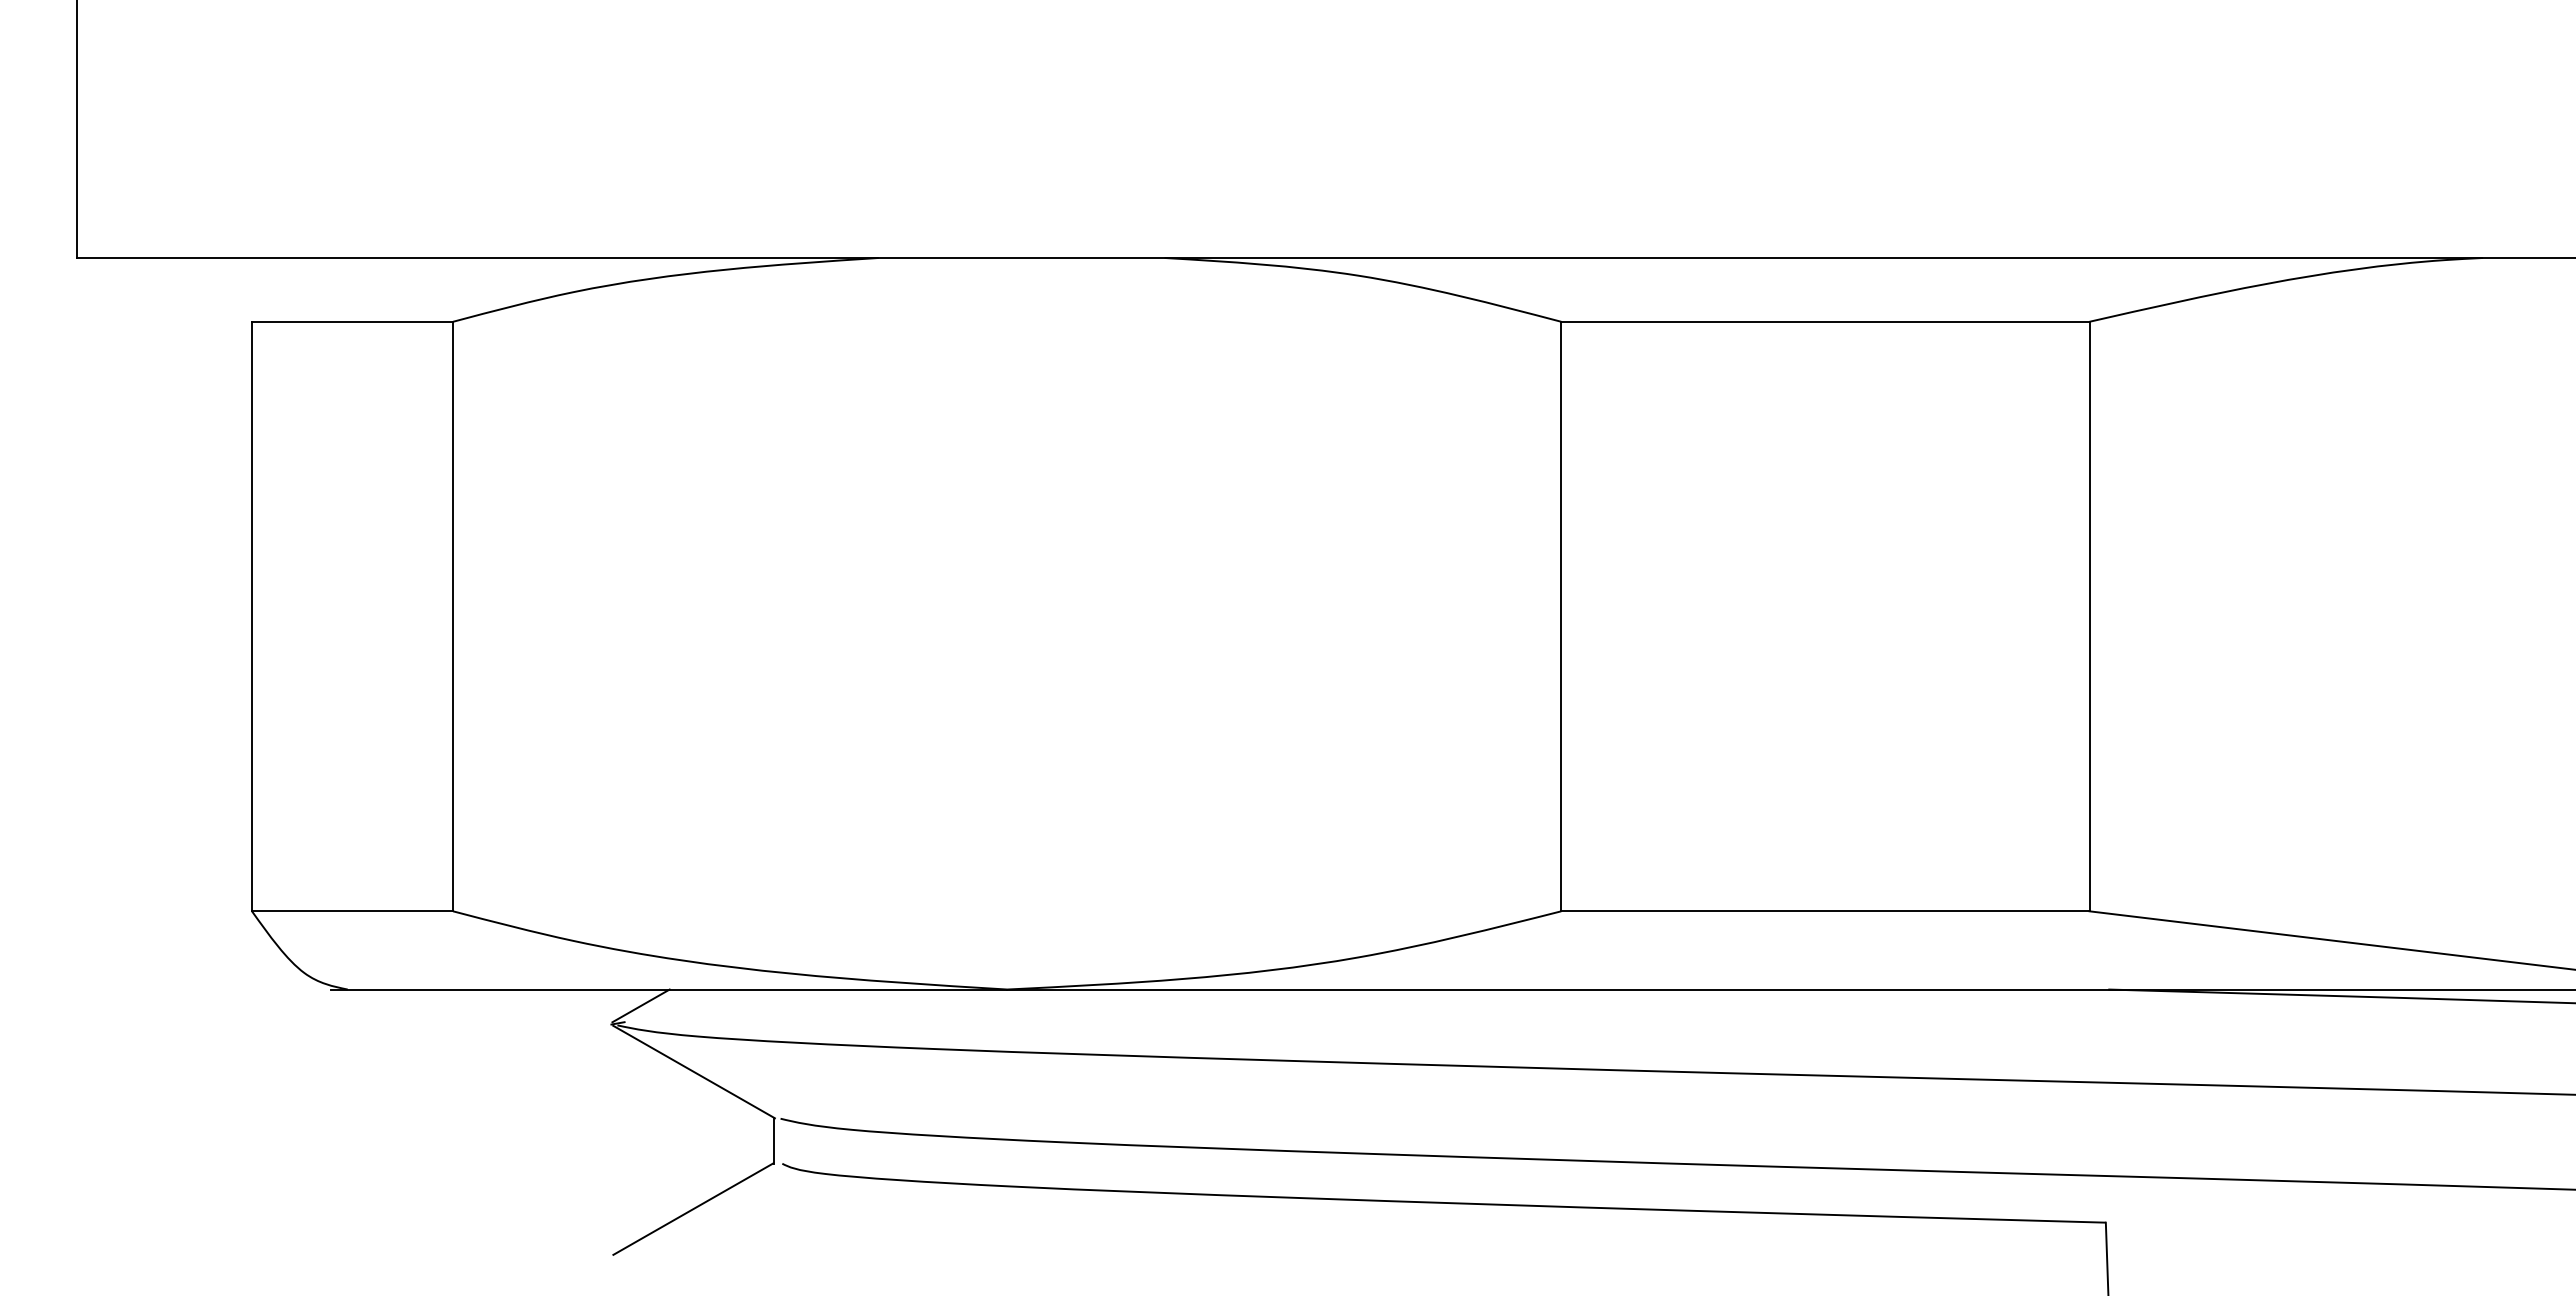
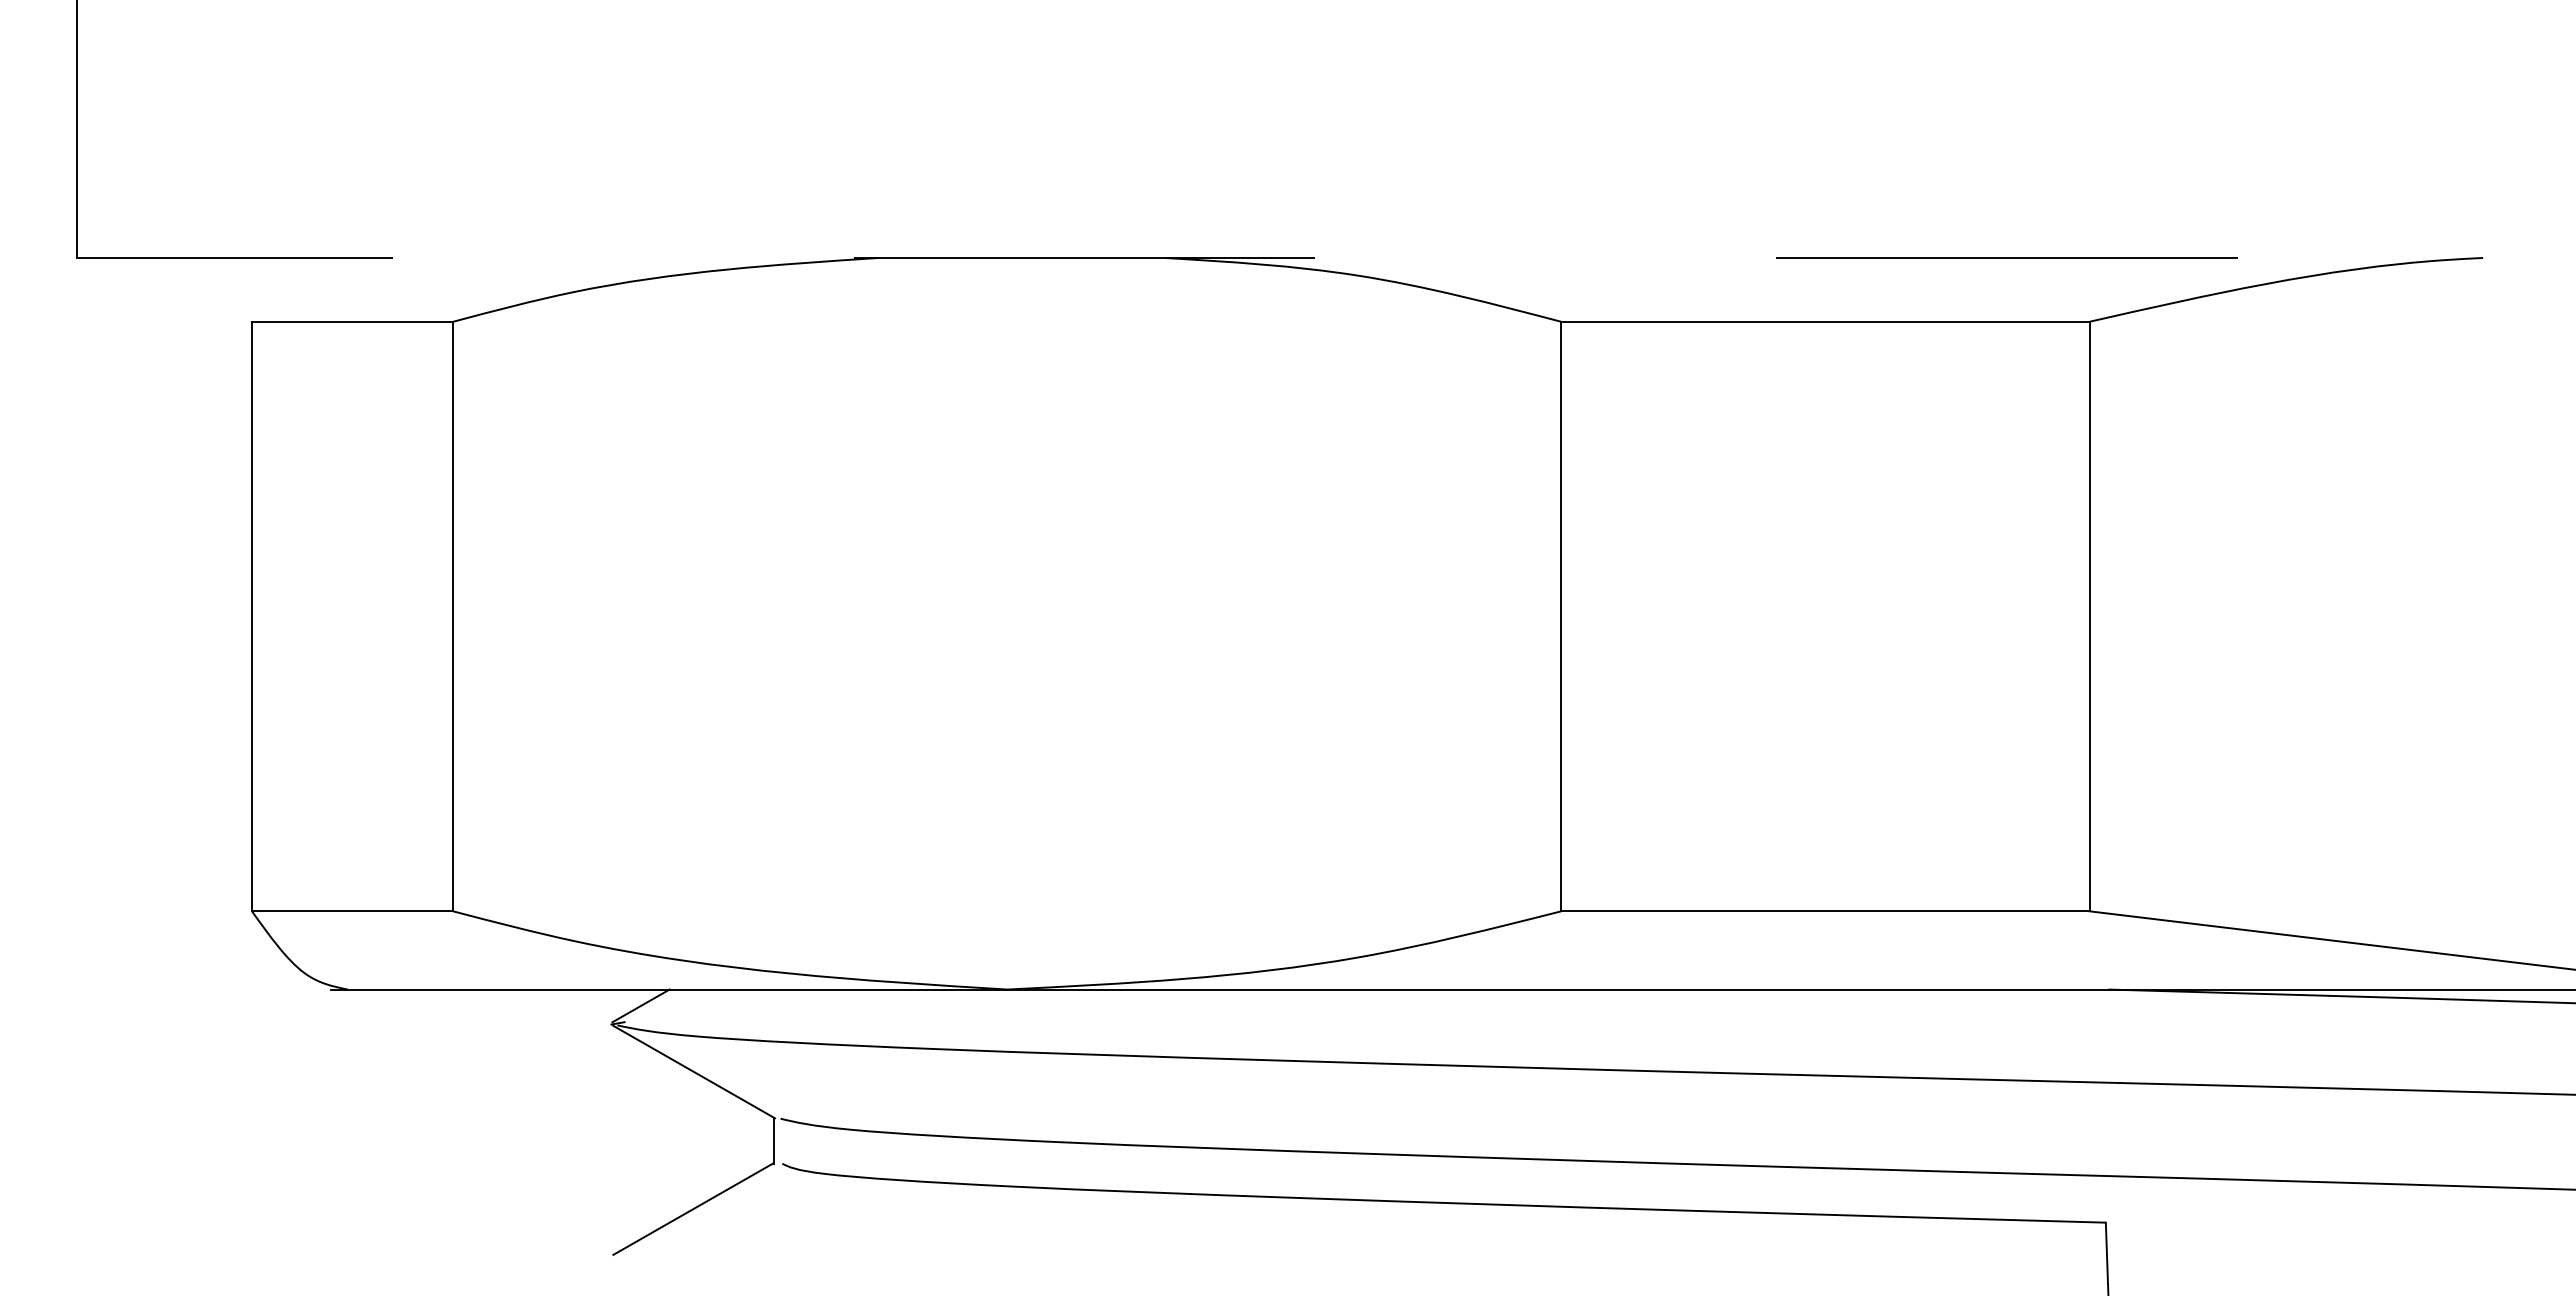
line: solid -> dashed (1325, 257)
